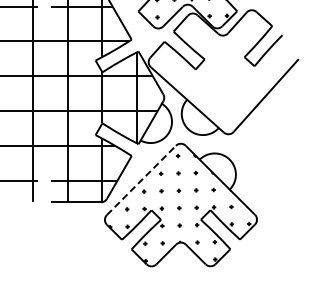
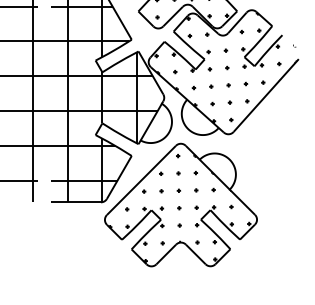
hatch: none -> present (225, 68)
line: dashed -> solid (141, 180)
